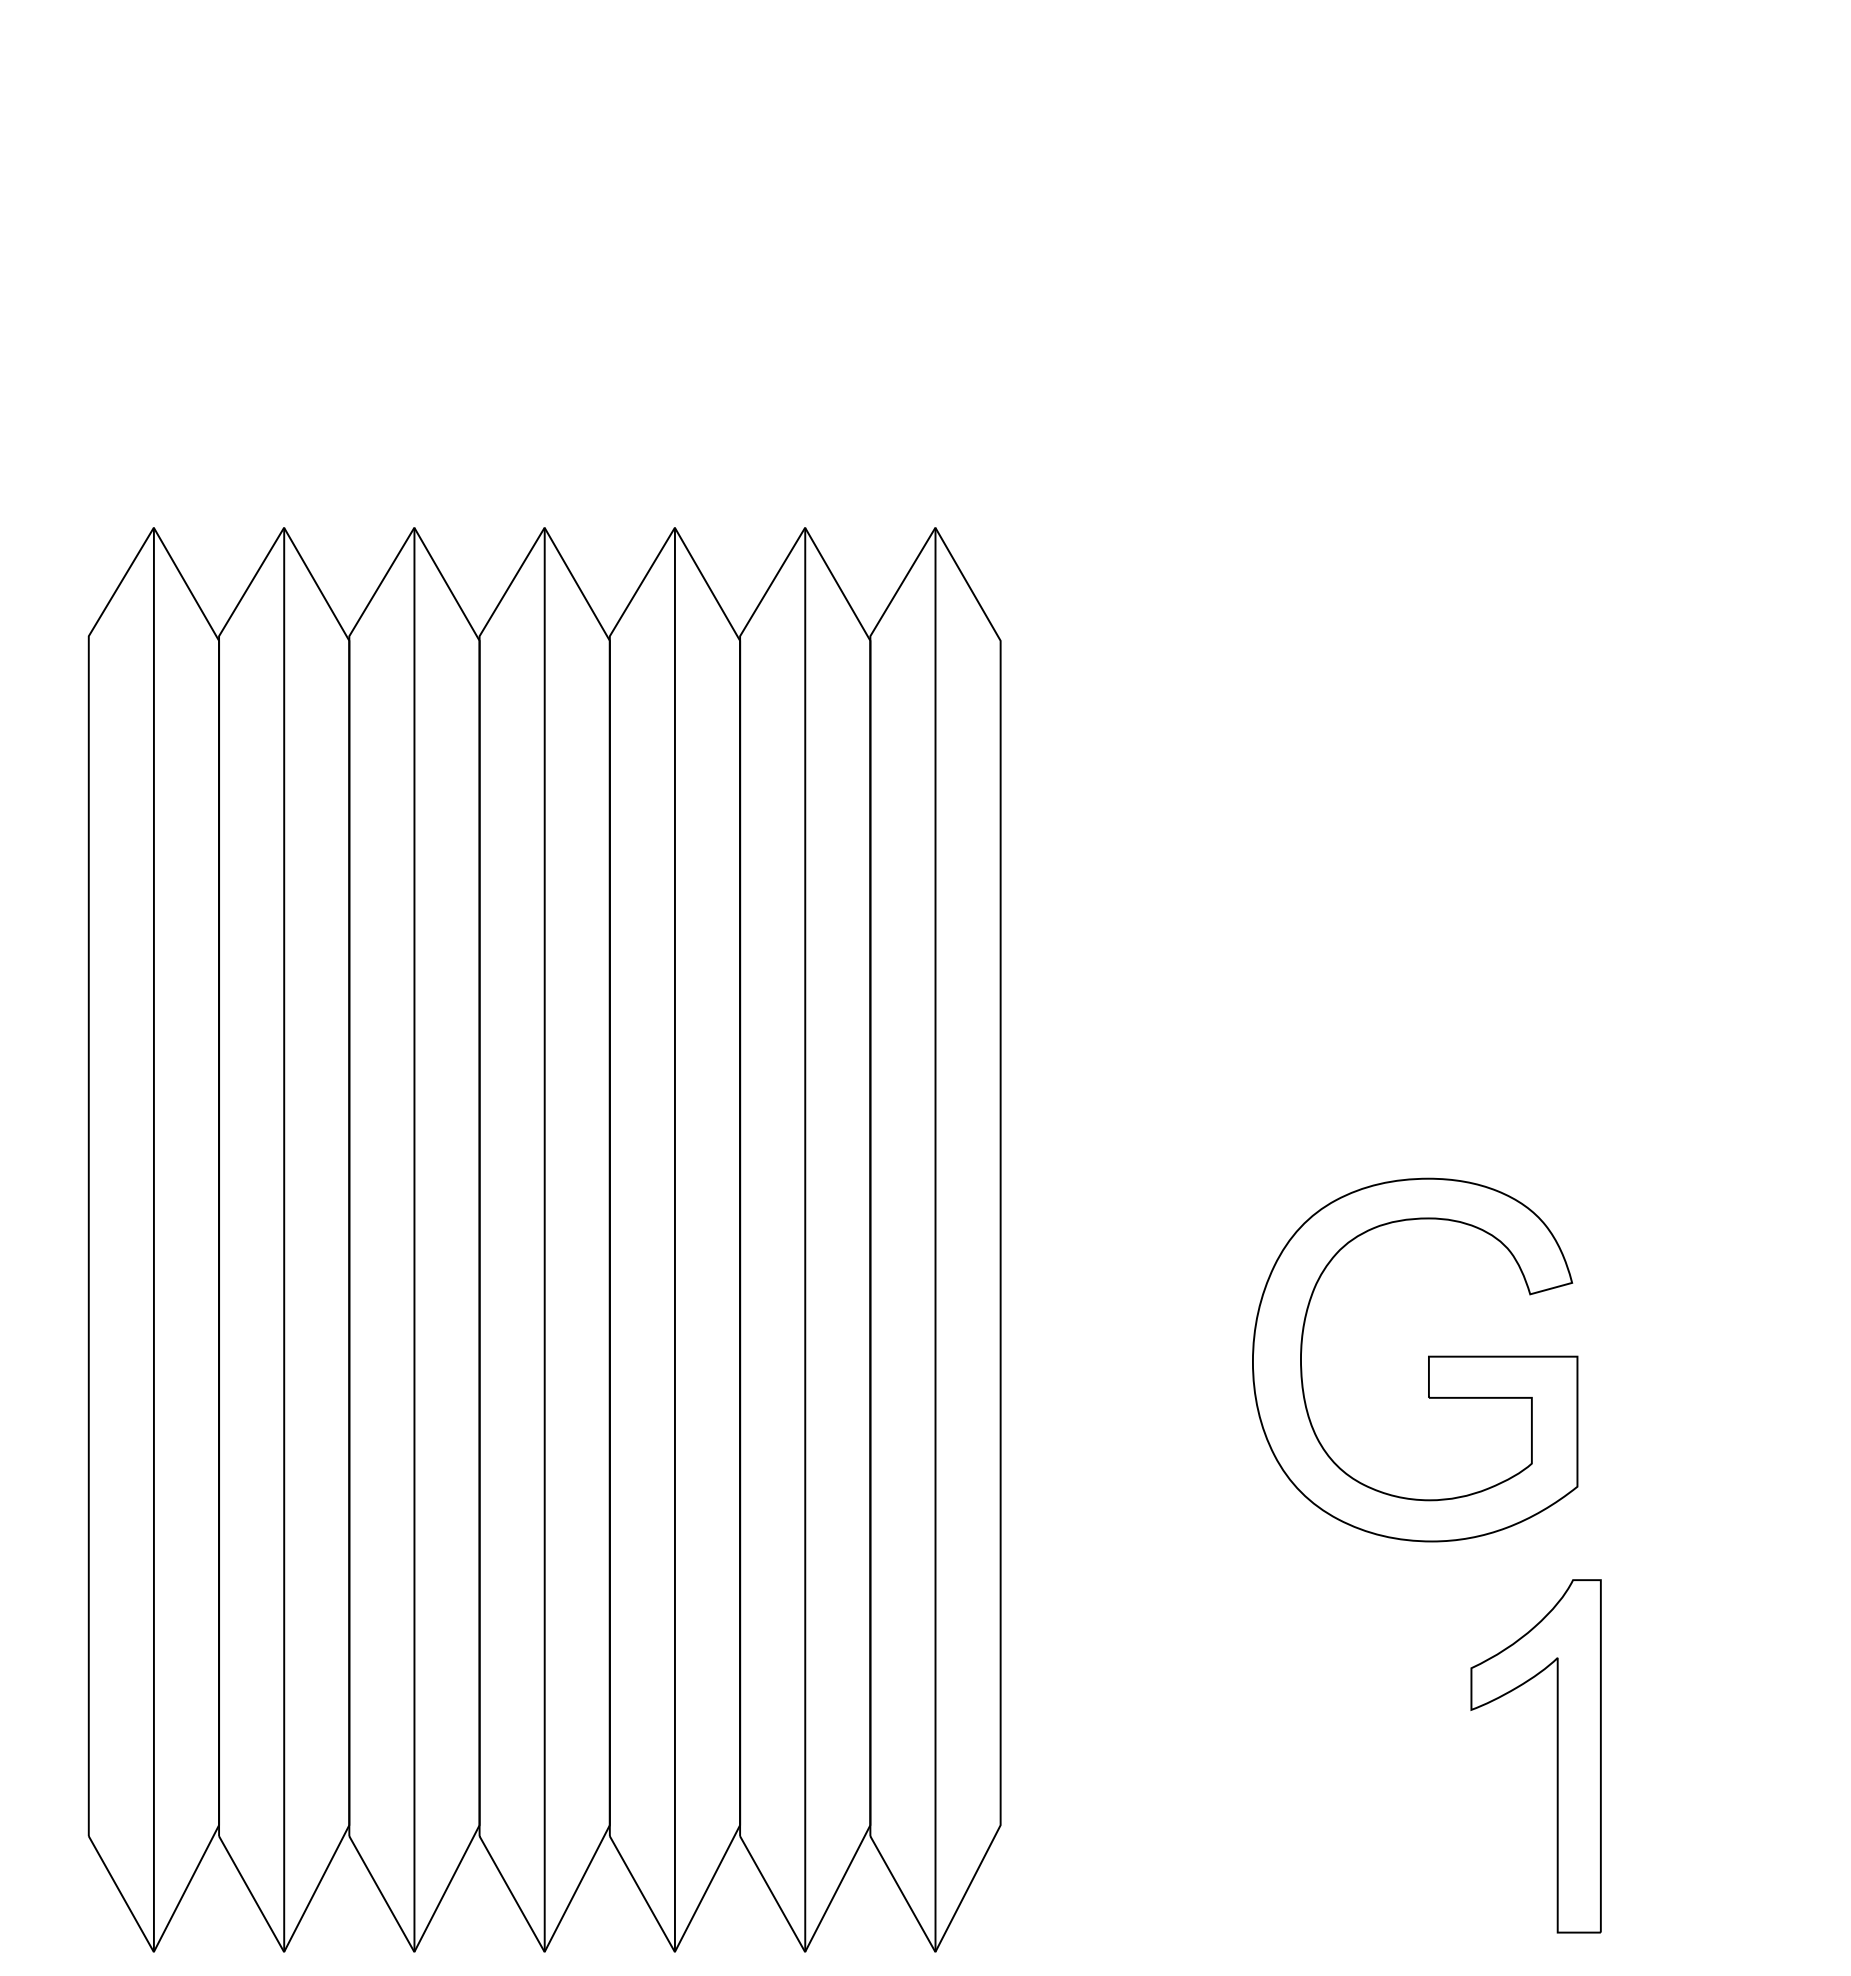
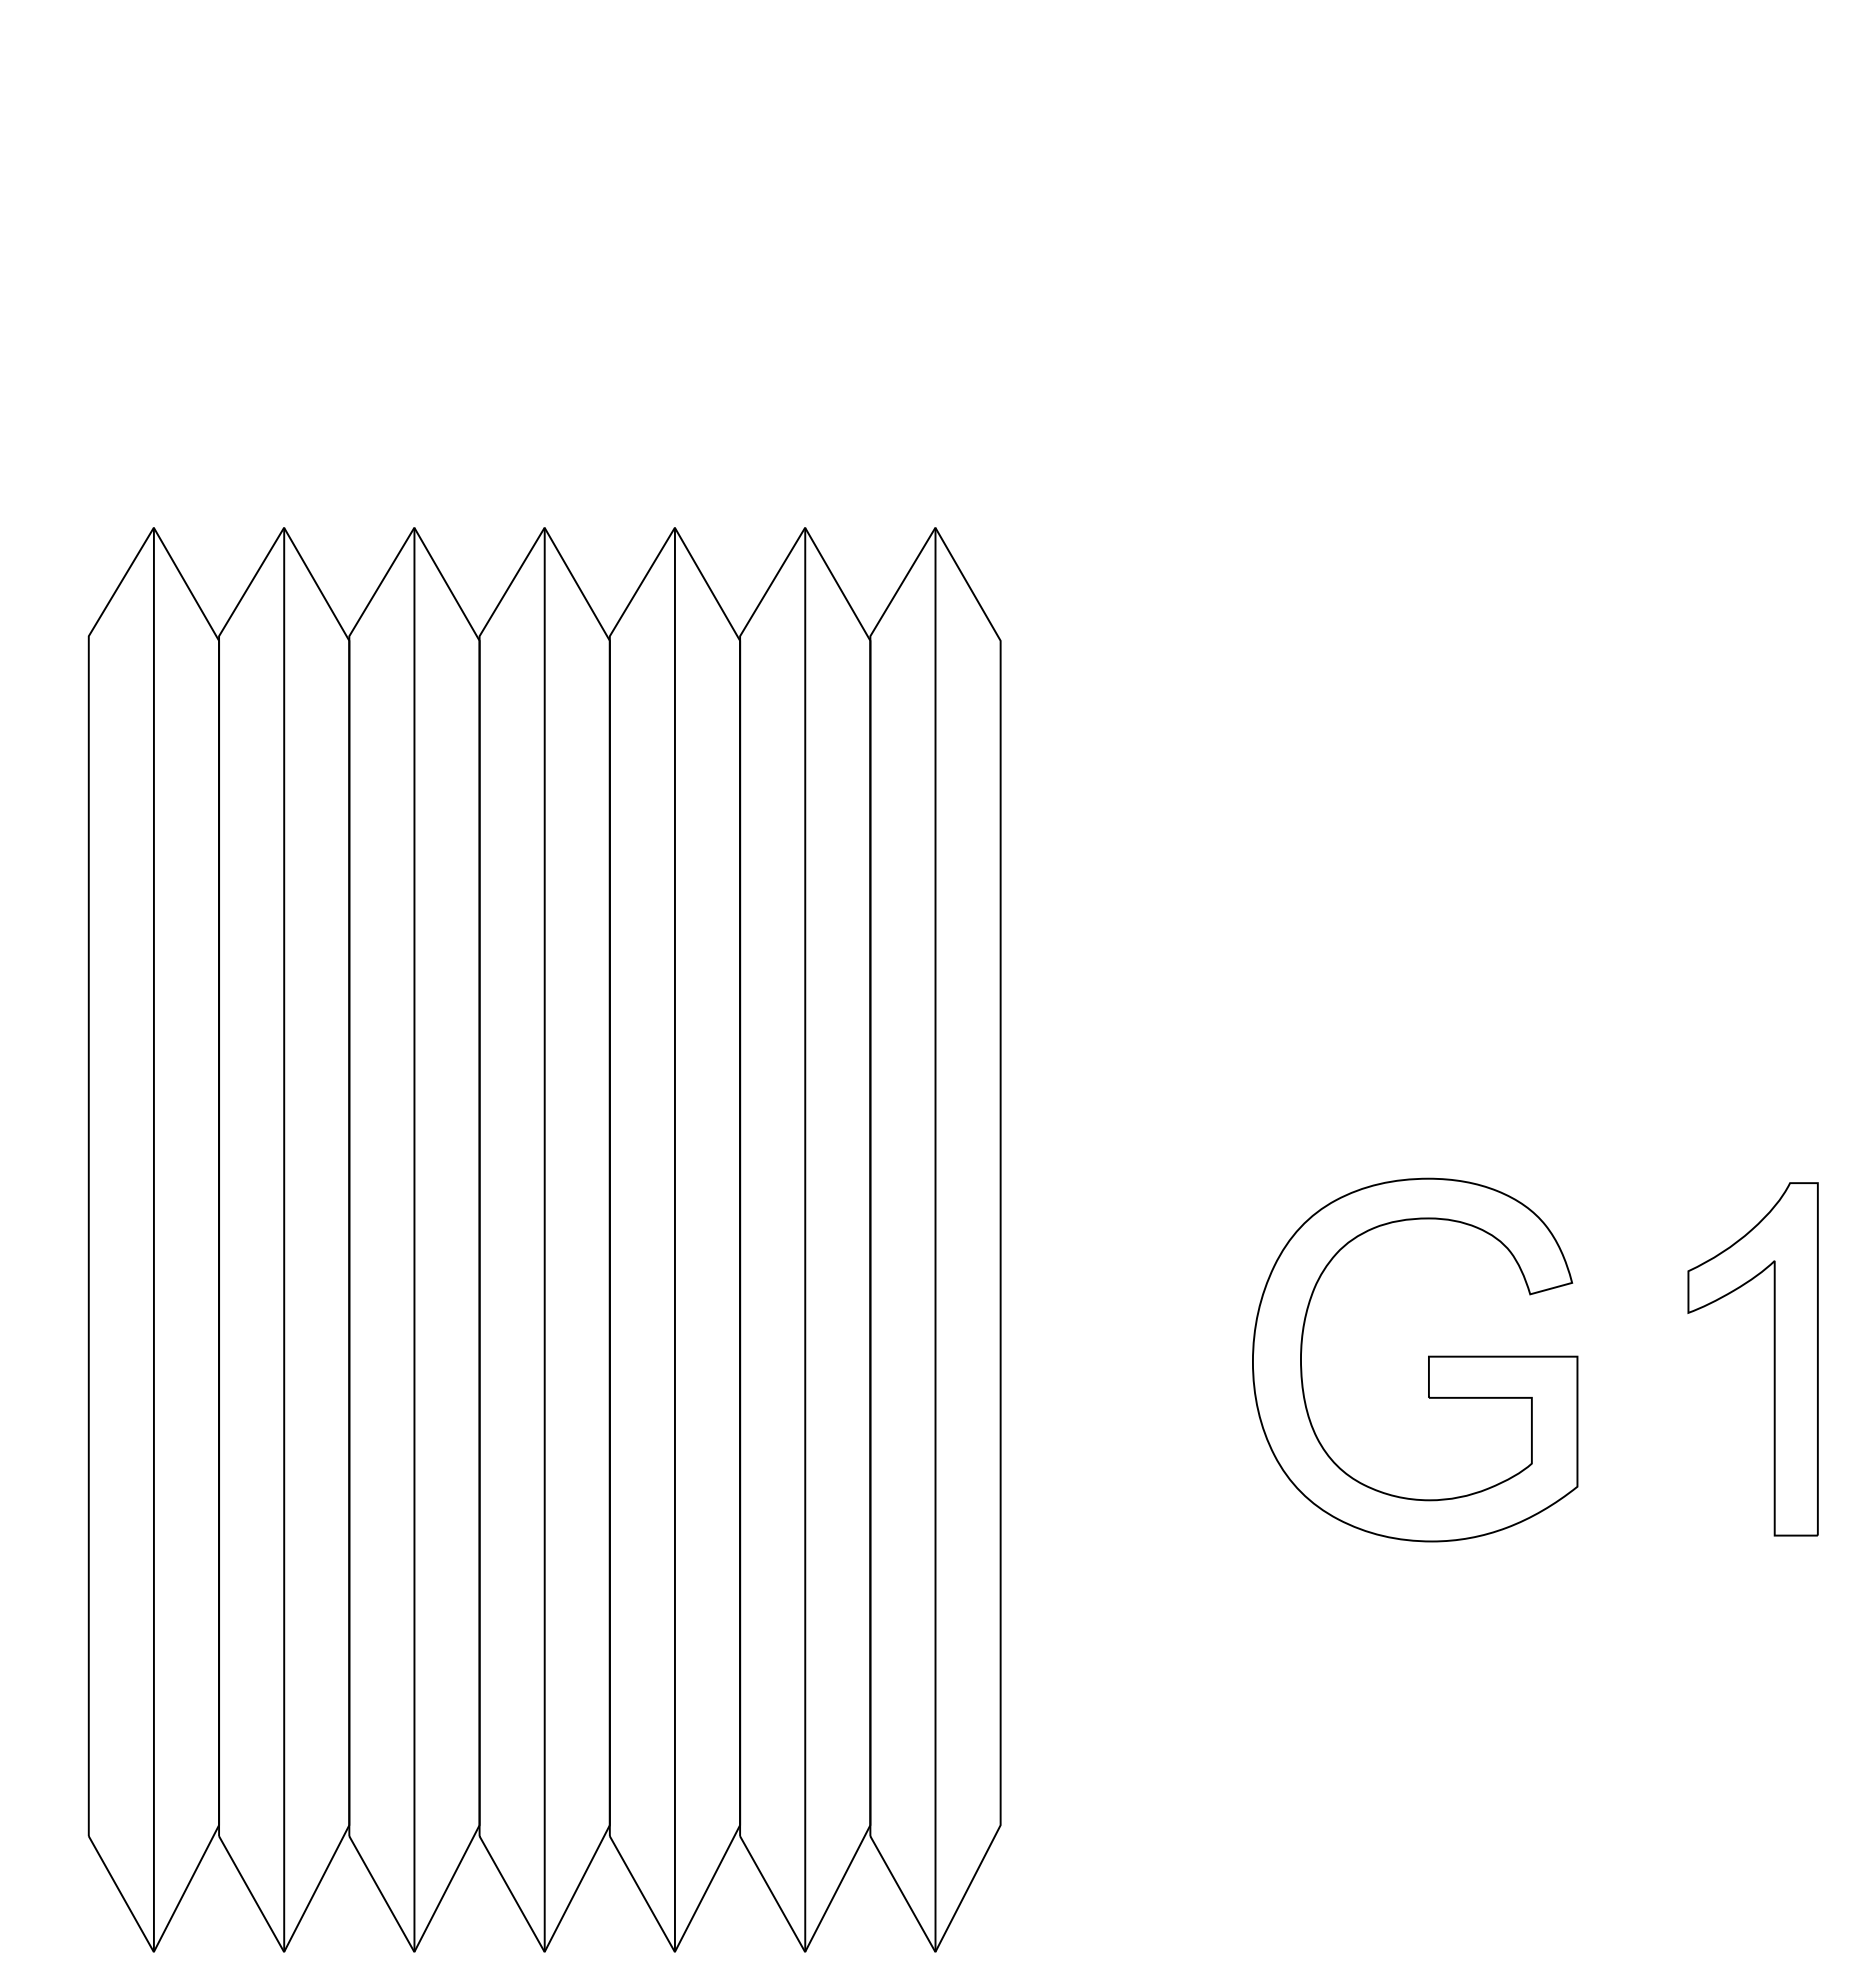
part position: (1556, 1756) -> (1773, 1359) (1773, 1359)
